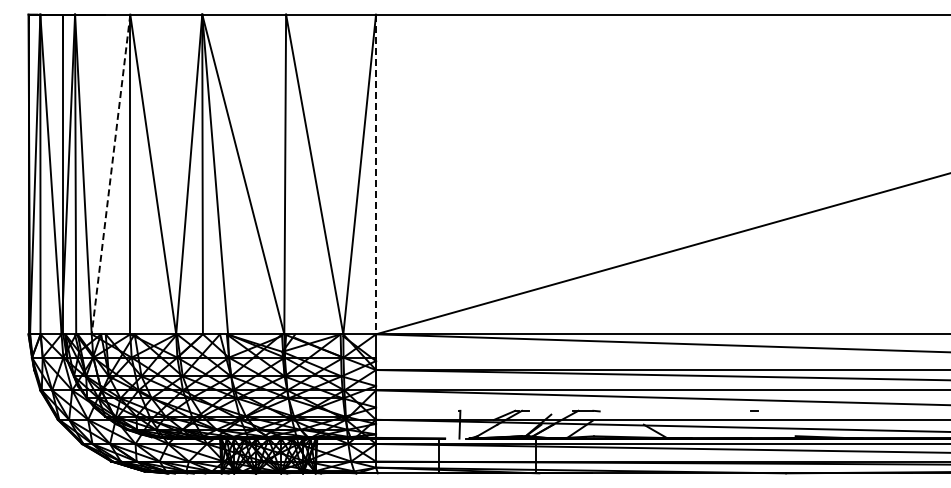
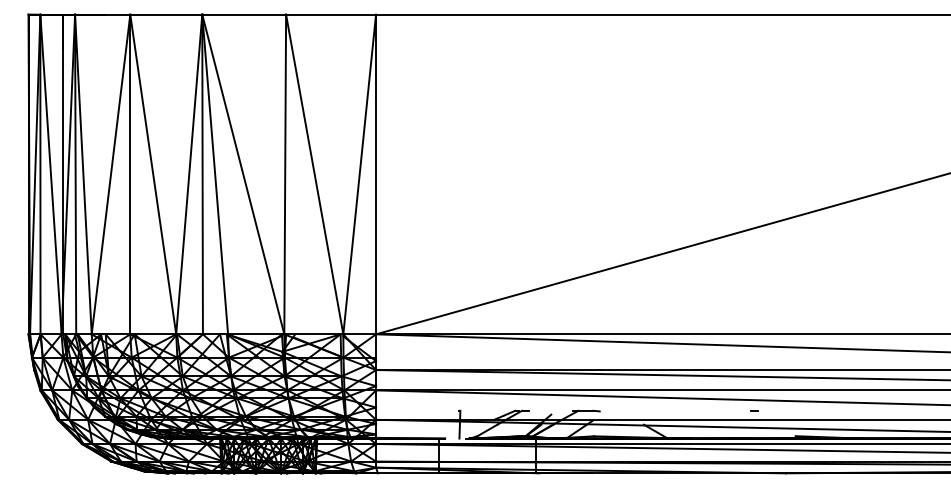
line: dashed -> solid (110, 174)
line: dashed -> solid (376, 174)
